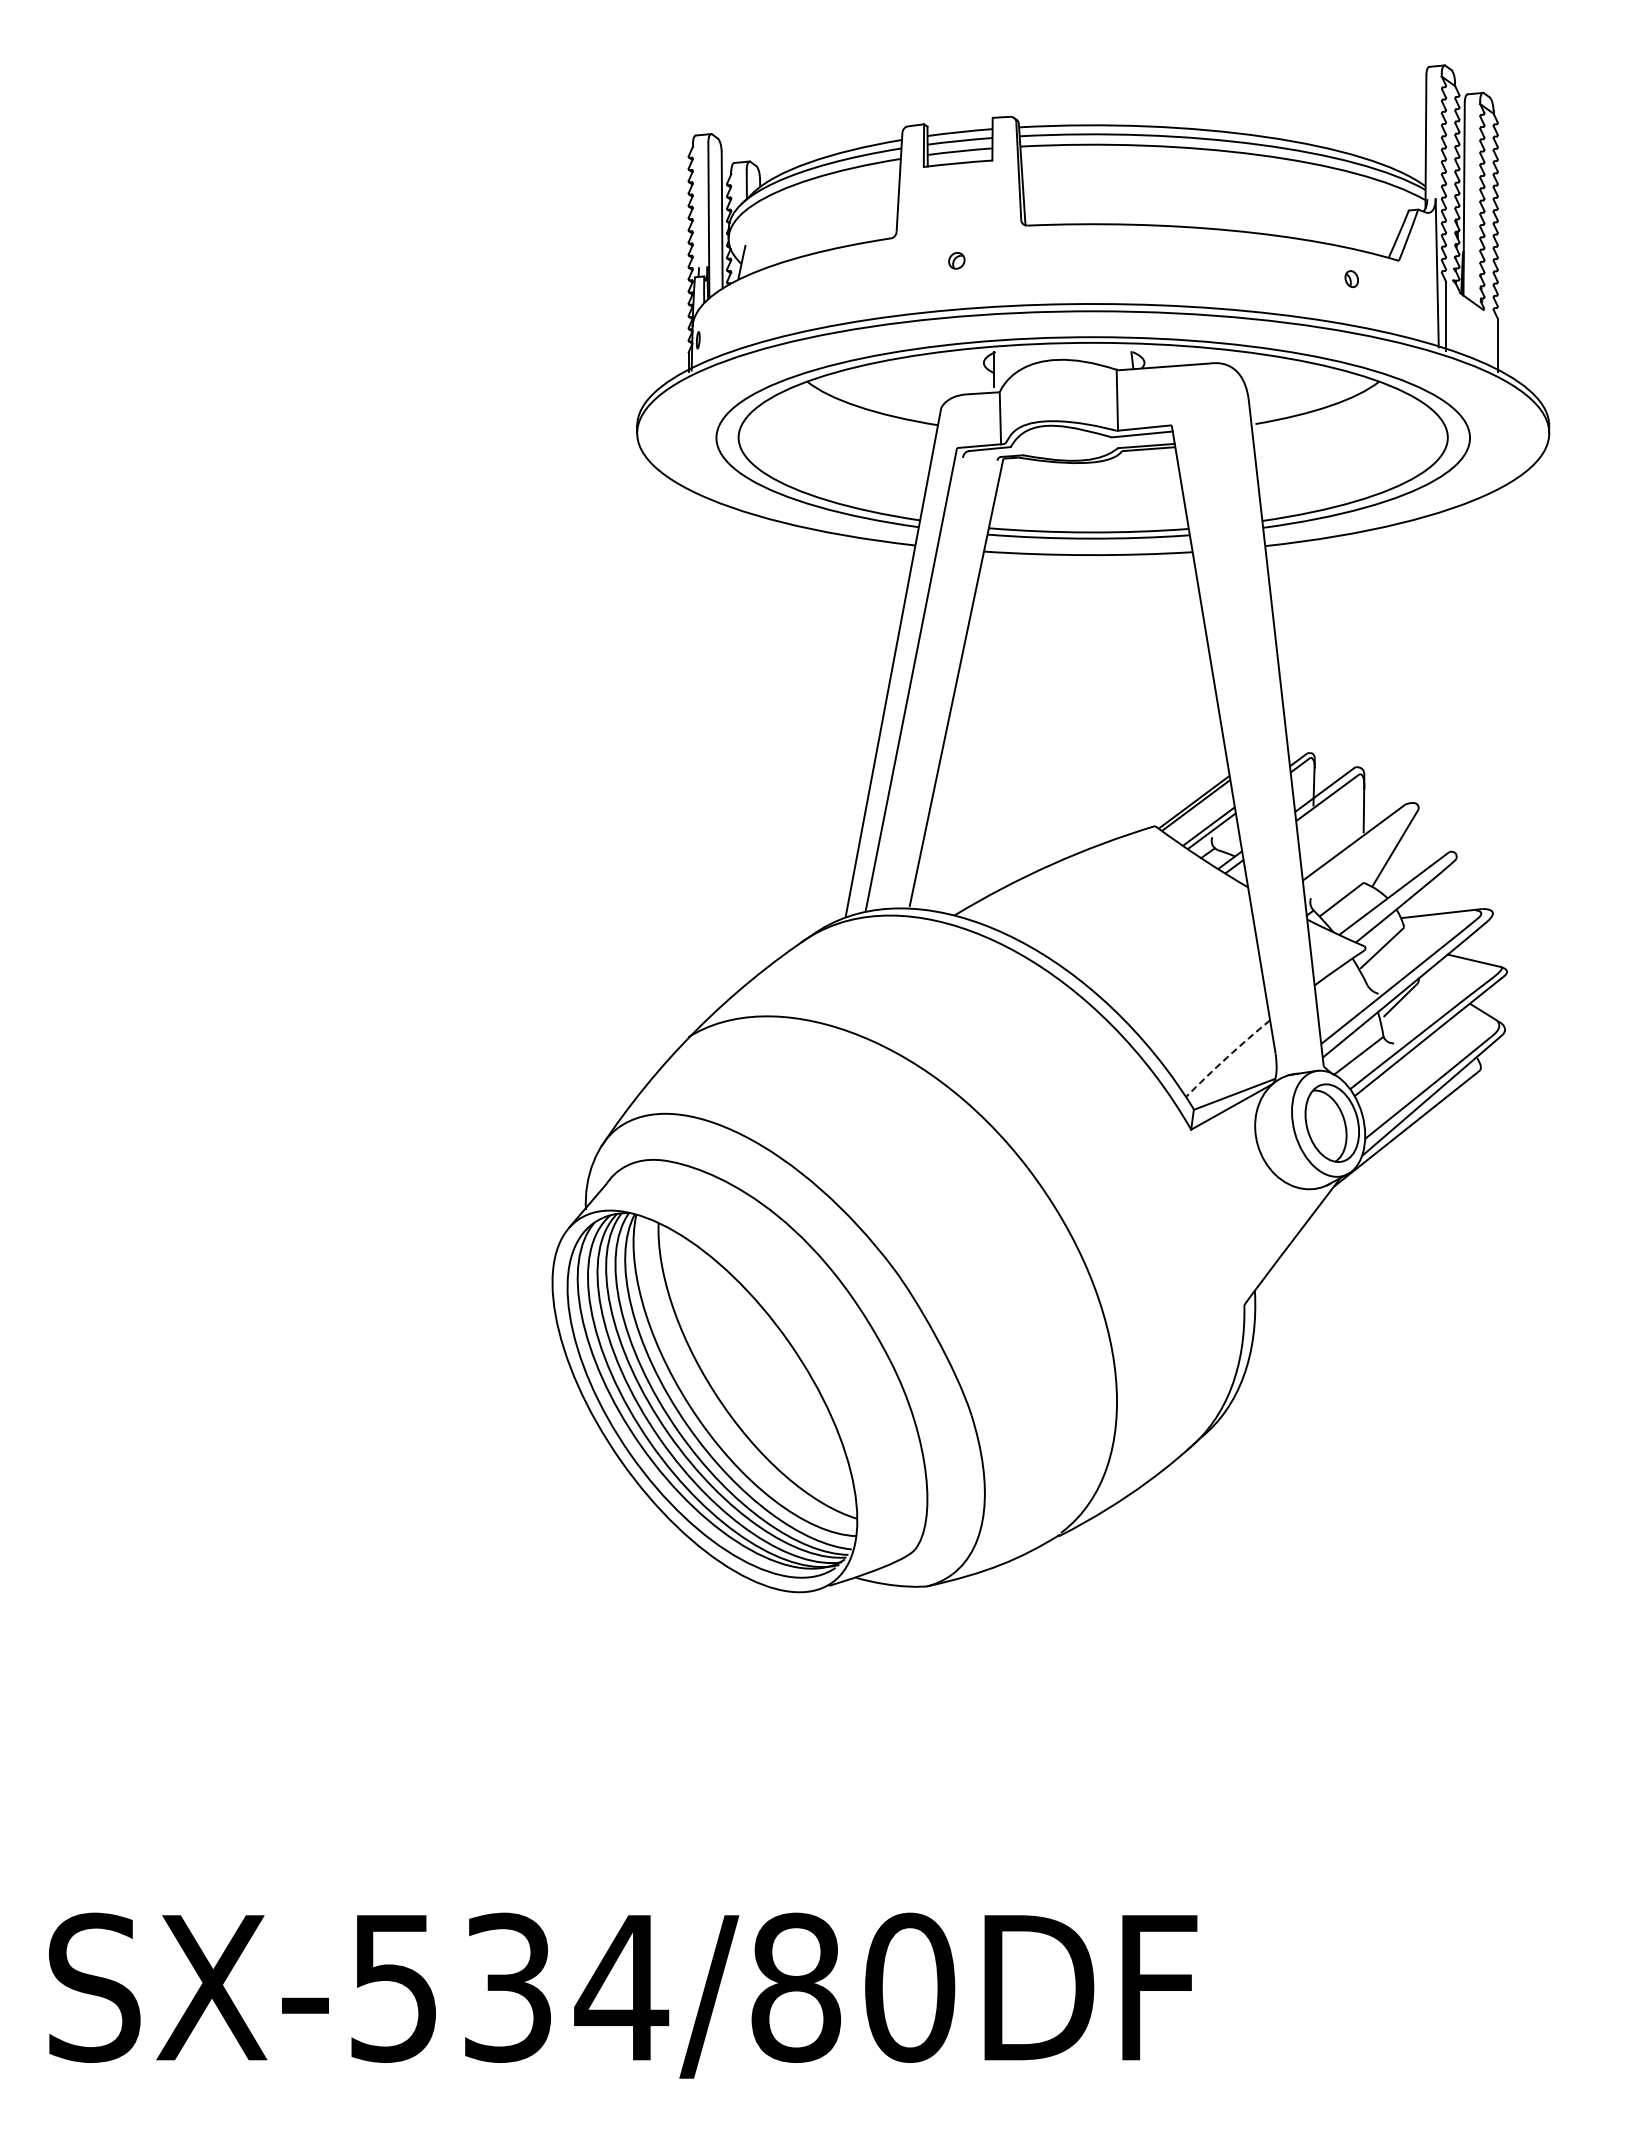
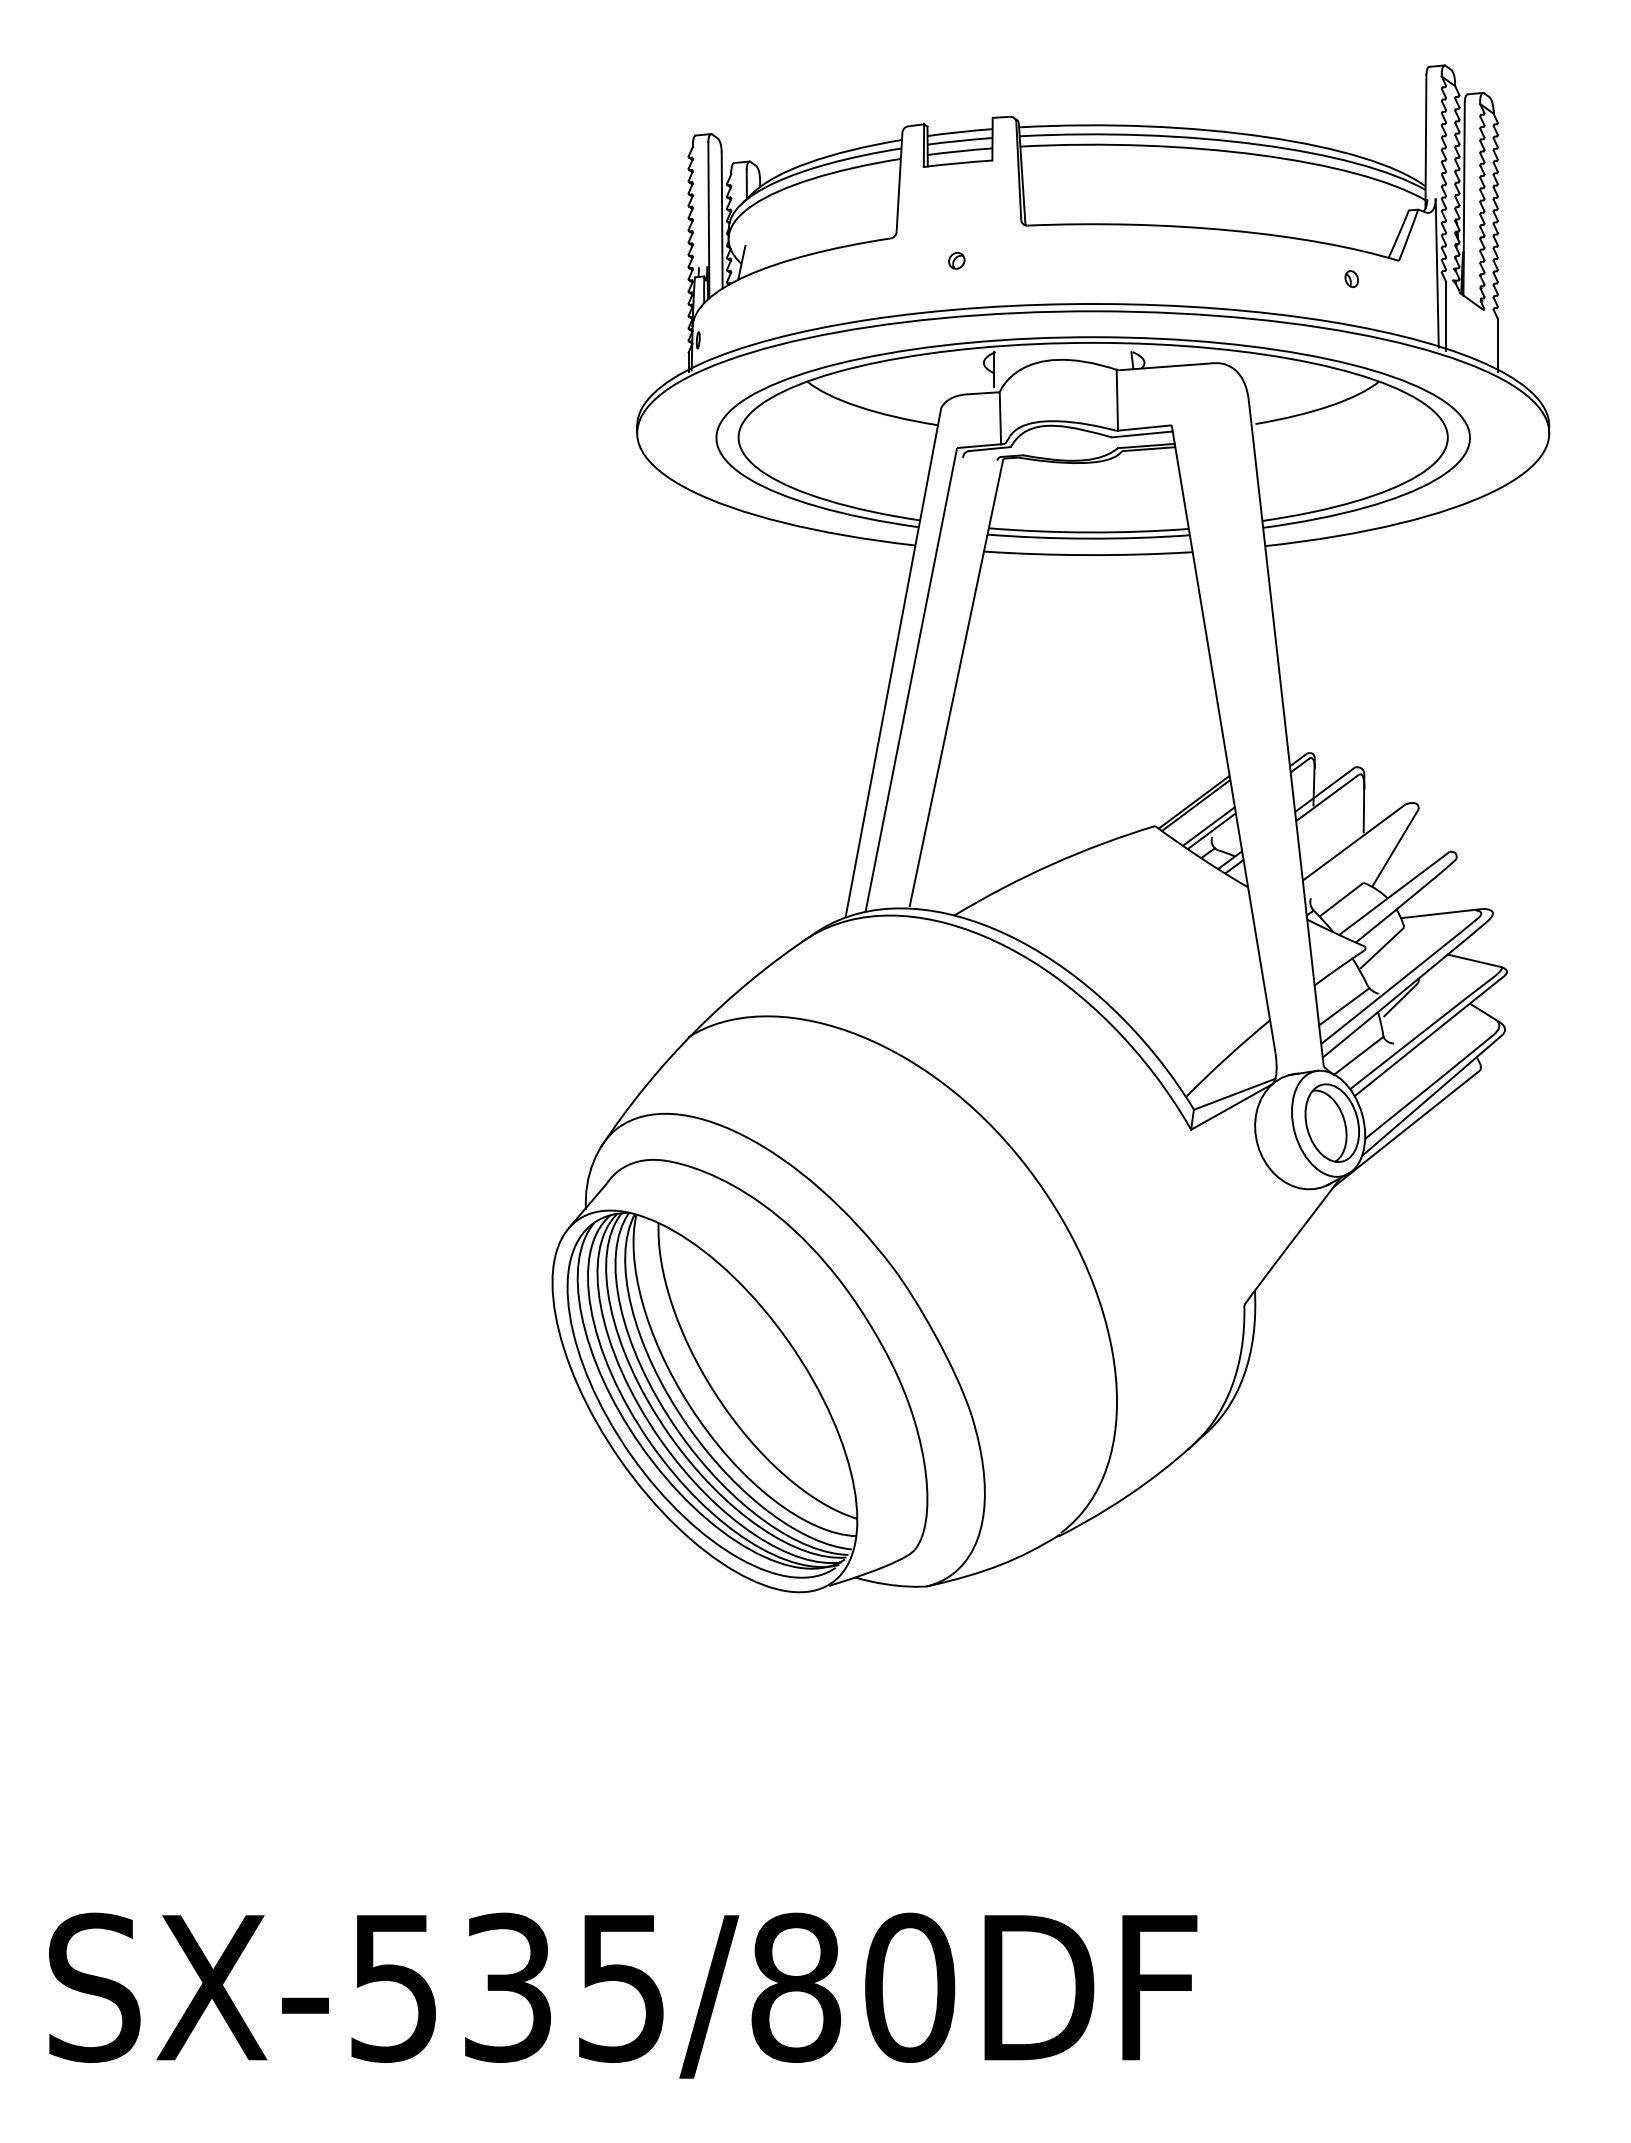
line: none -> present (1344, 1006)
arc: dashed -> solid (1227, 1057)
text: SX-534/80DF -> SX-535/80DF (621, 1988)
